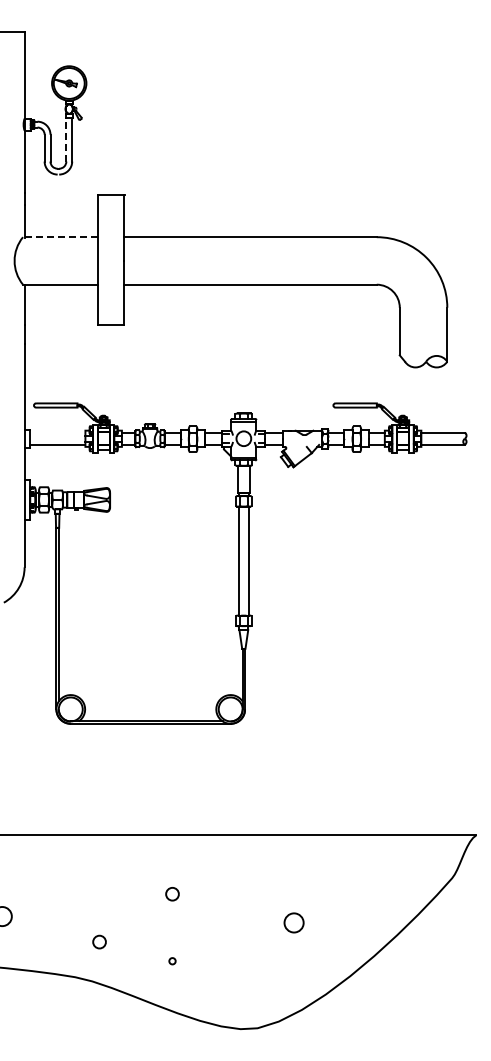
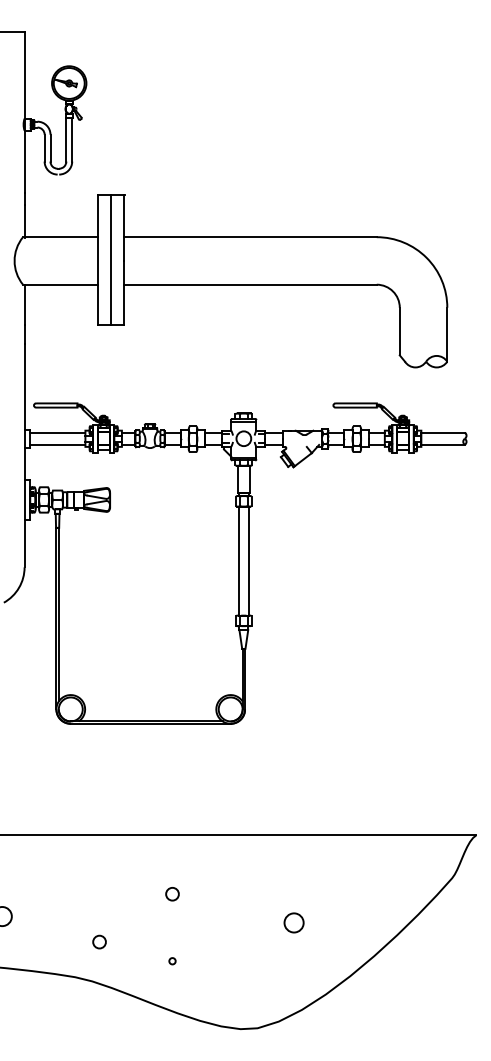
line: dashed -> solid (66, 139)
line: dashed -> solid (60, 237)
line: none -> present (111, 260)
line: none -> present (57, 432)
